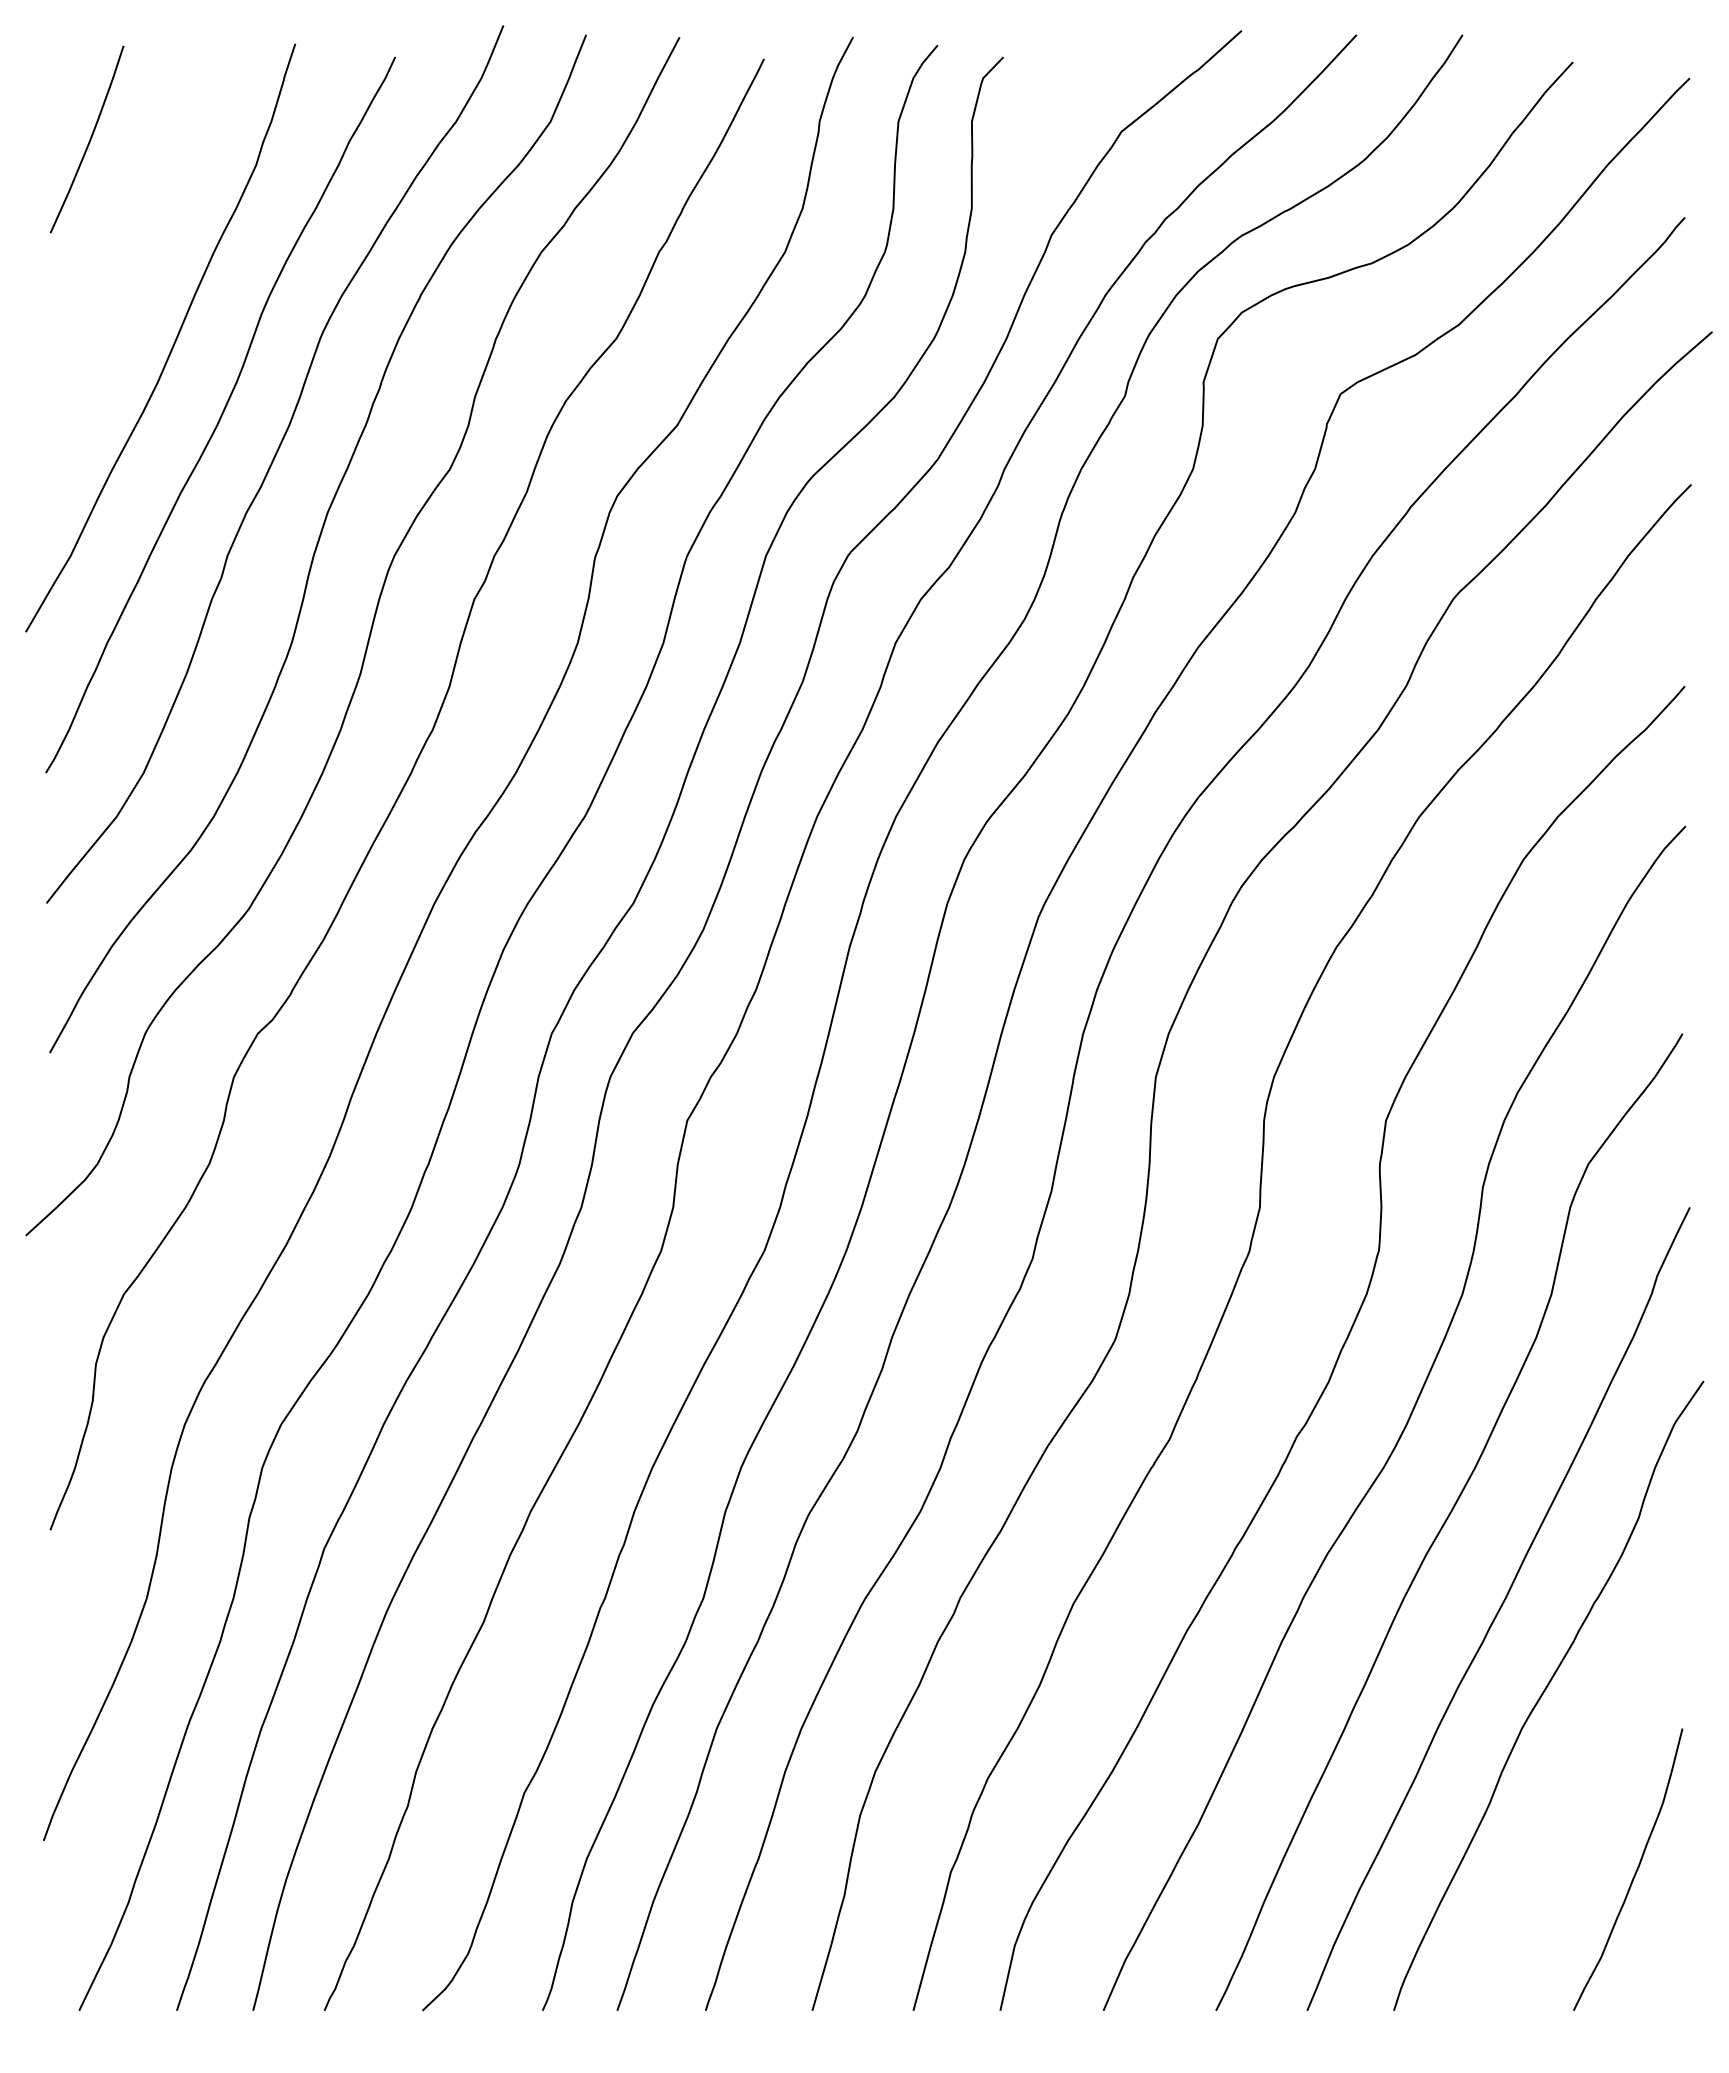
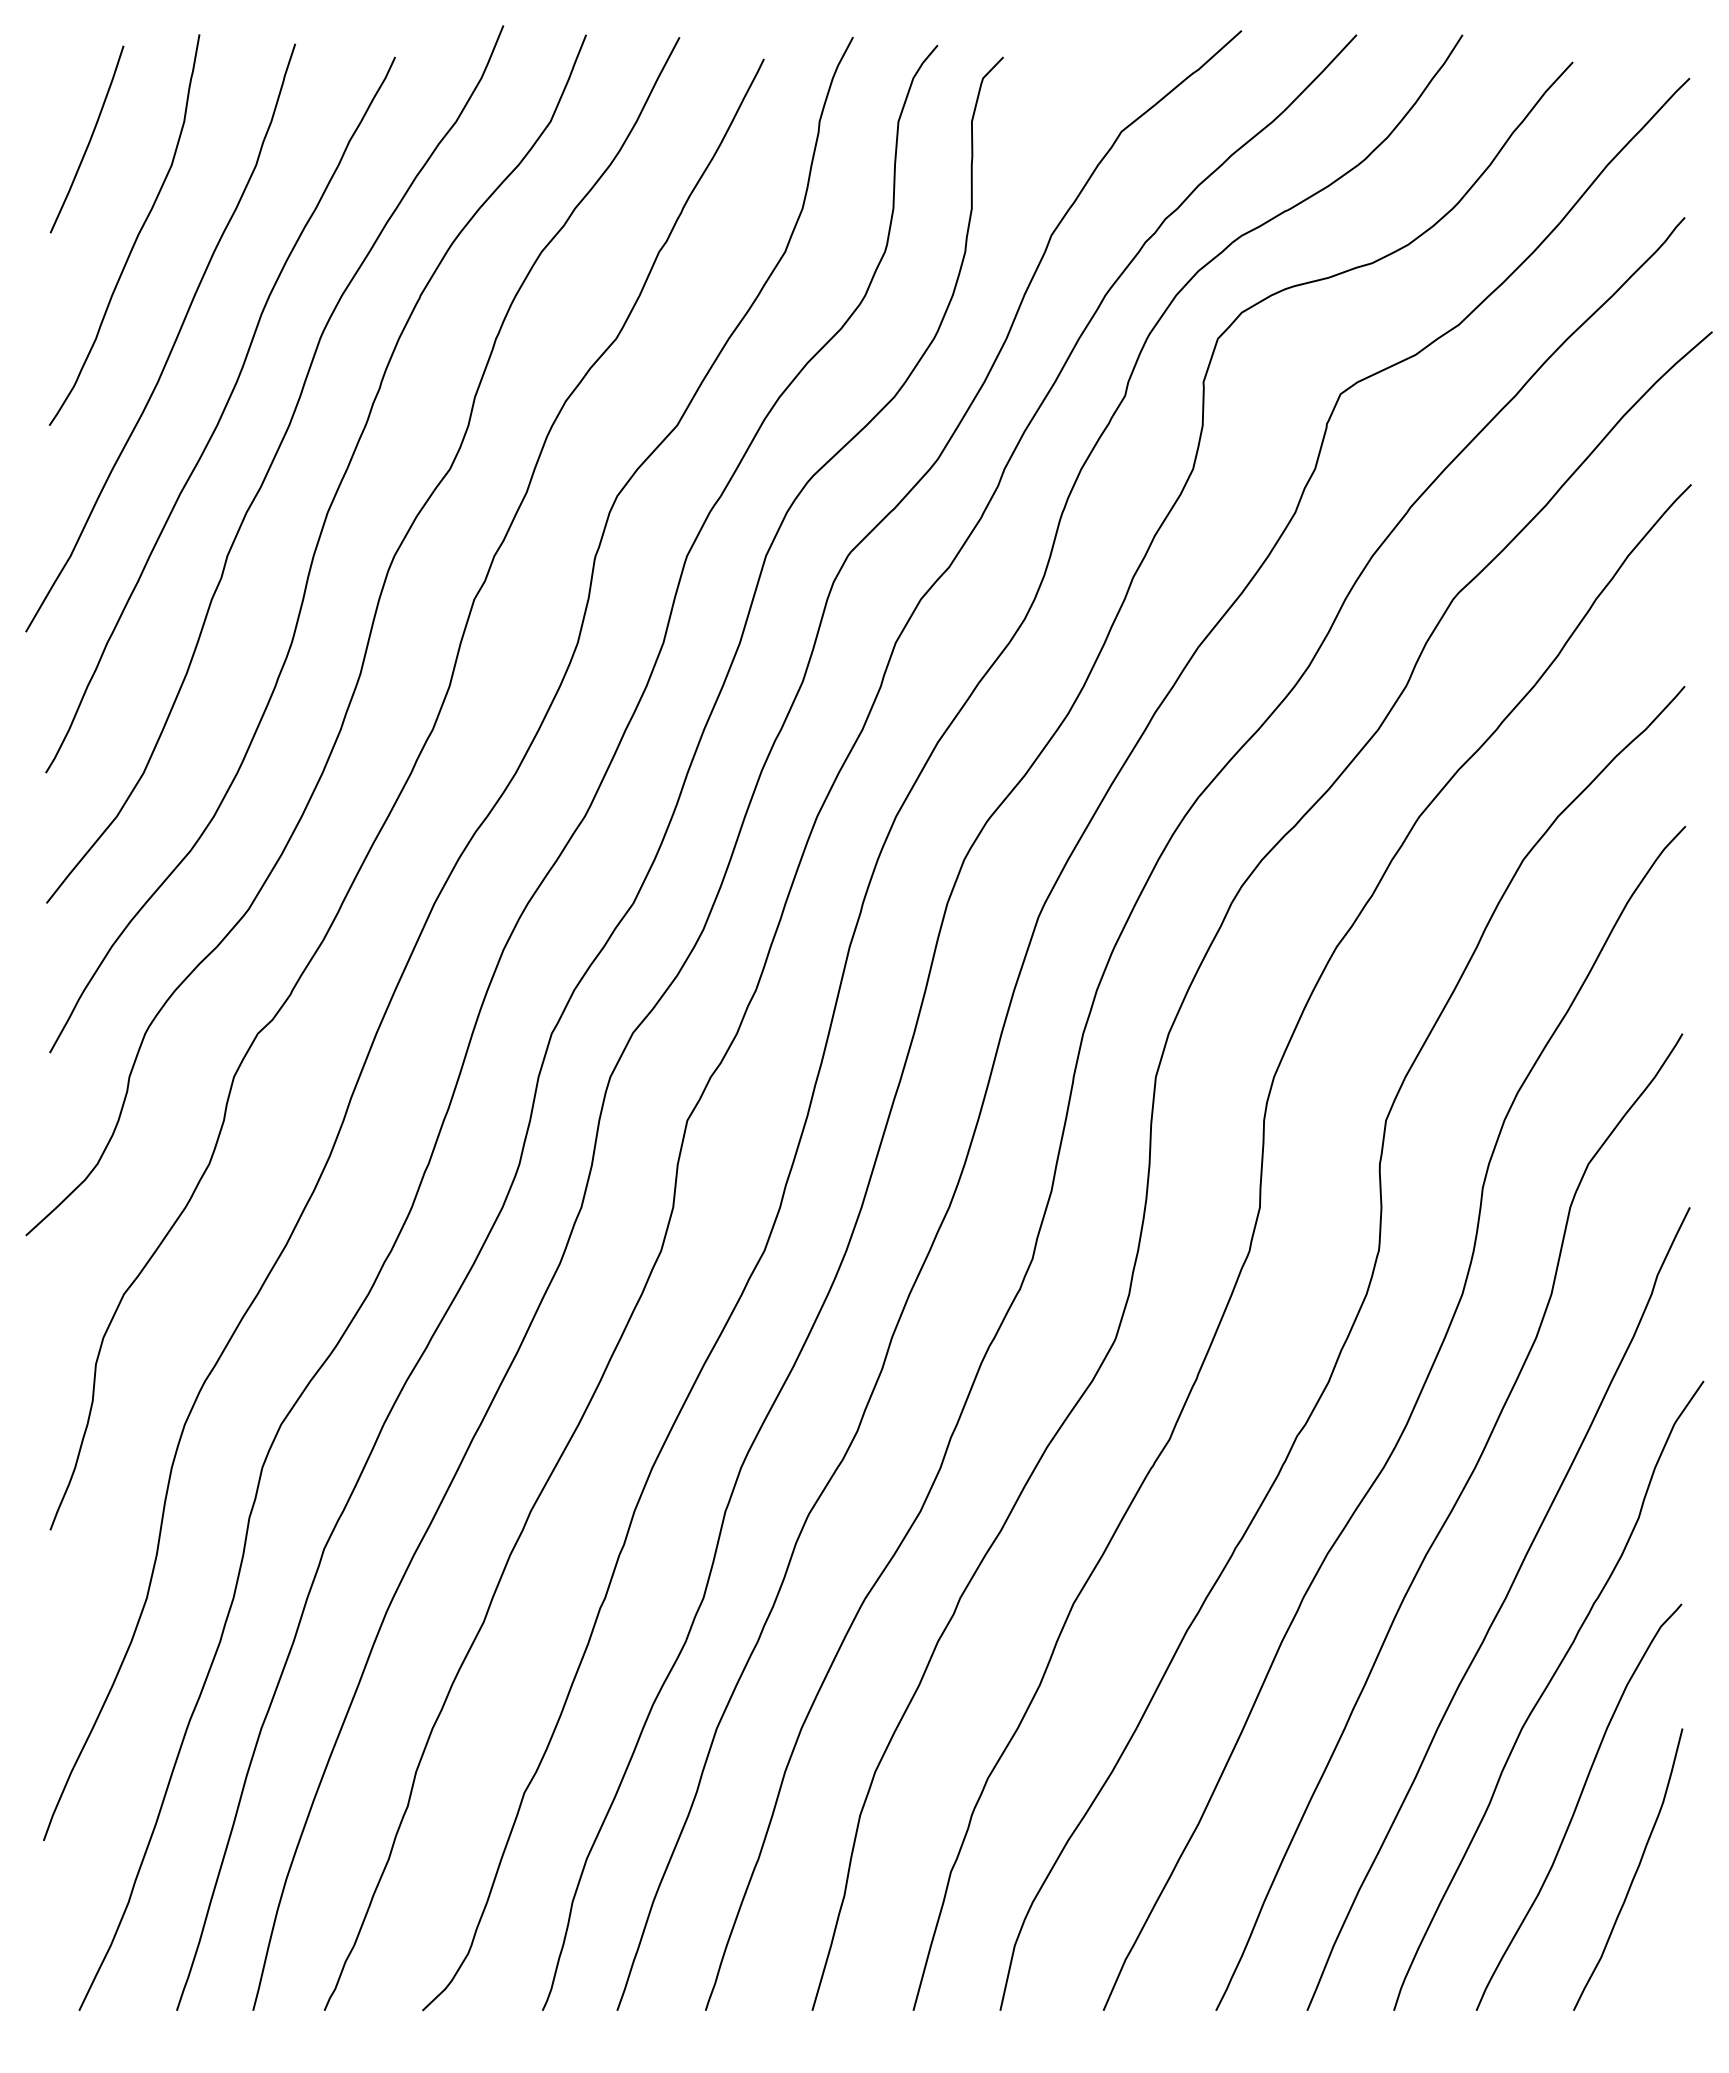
curve: none -> present (136, 236)
curve: none -> present (1577, 1806)
